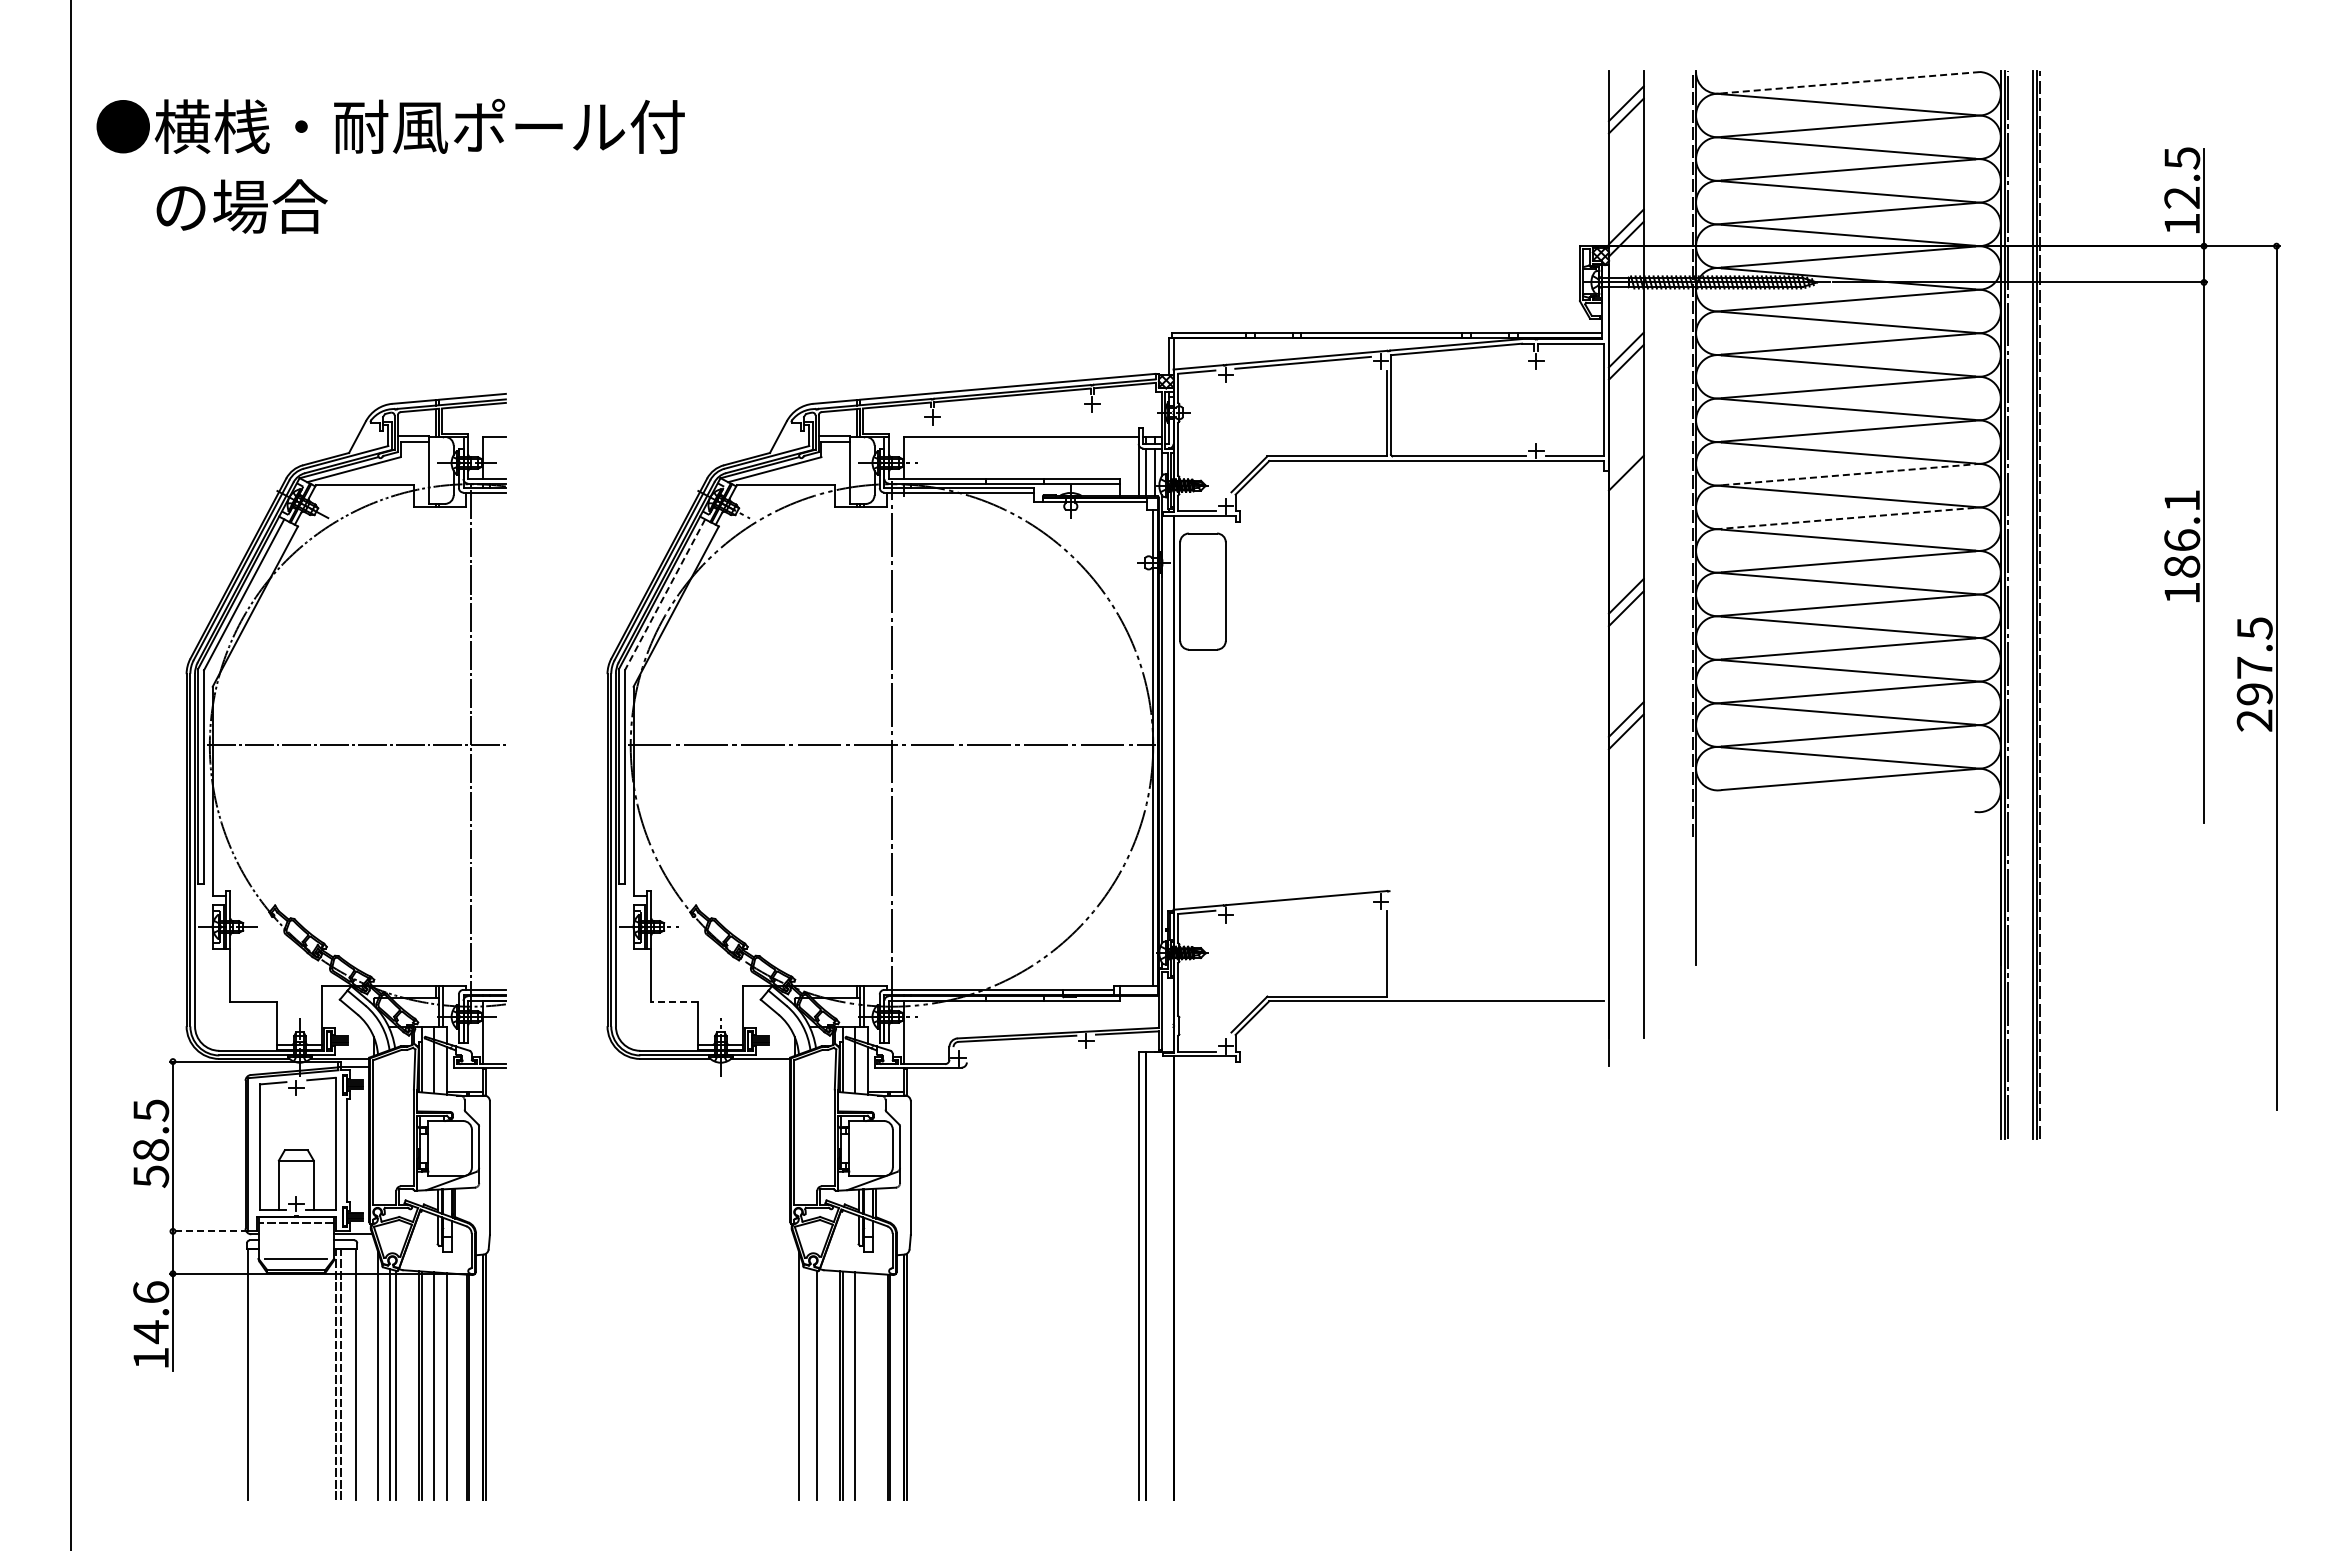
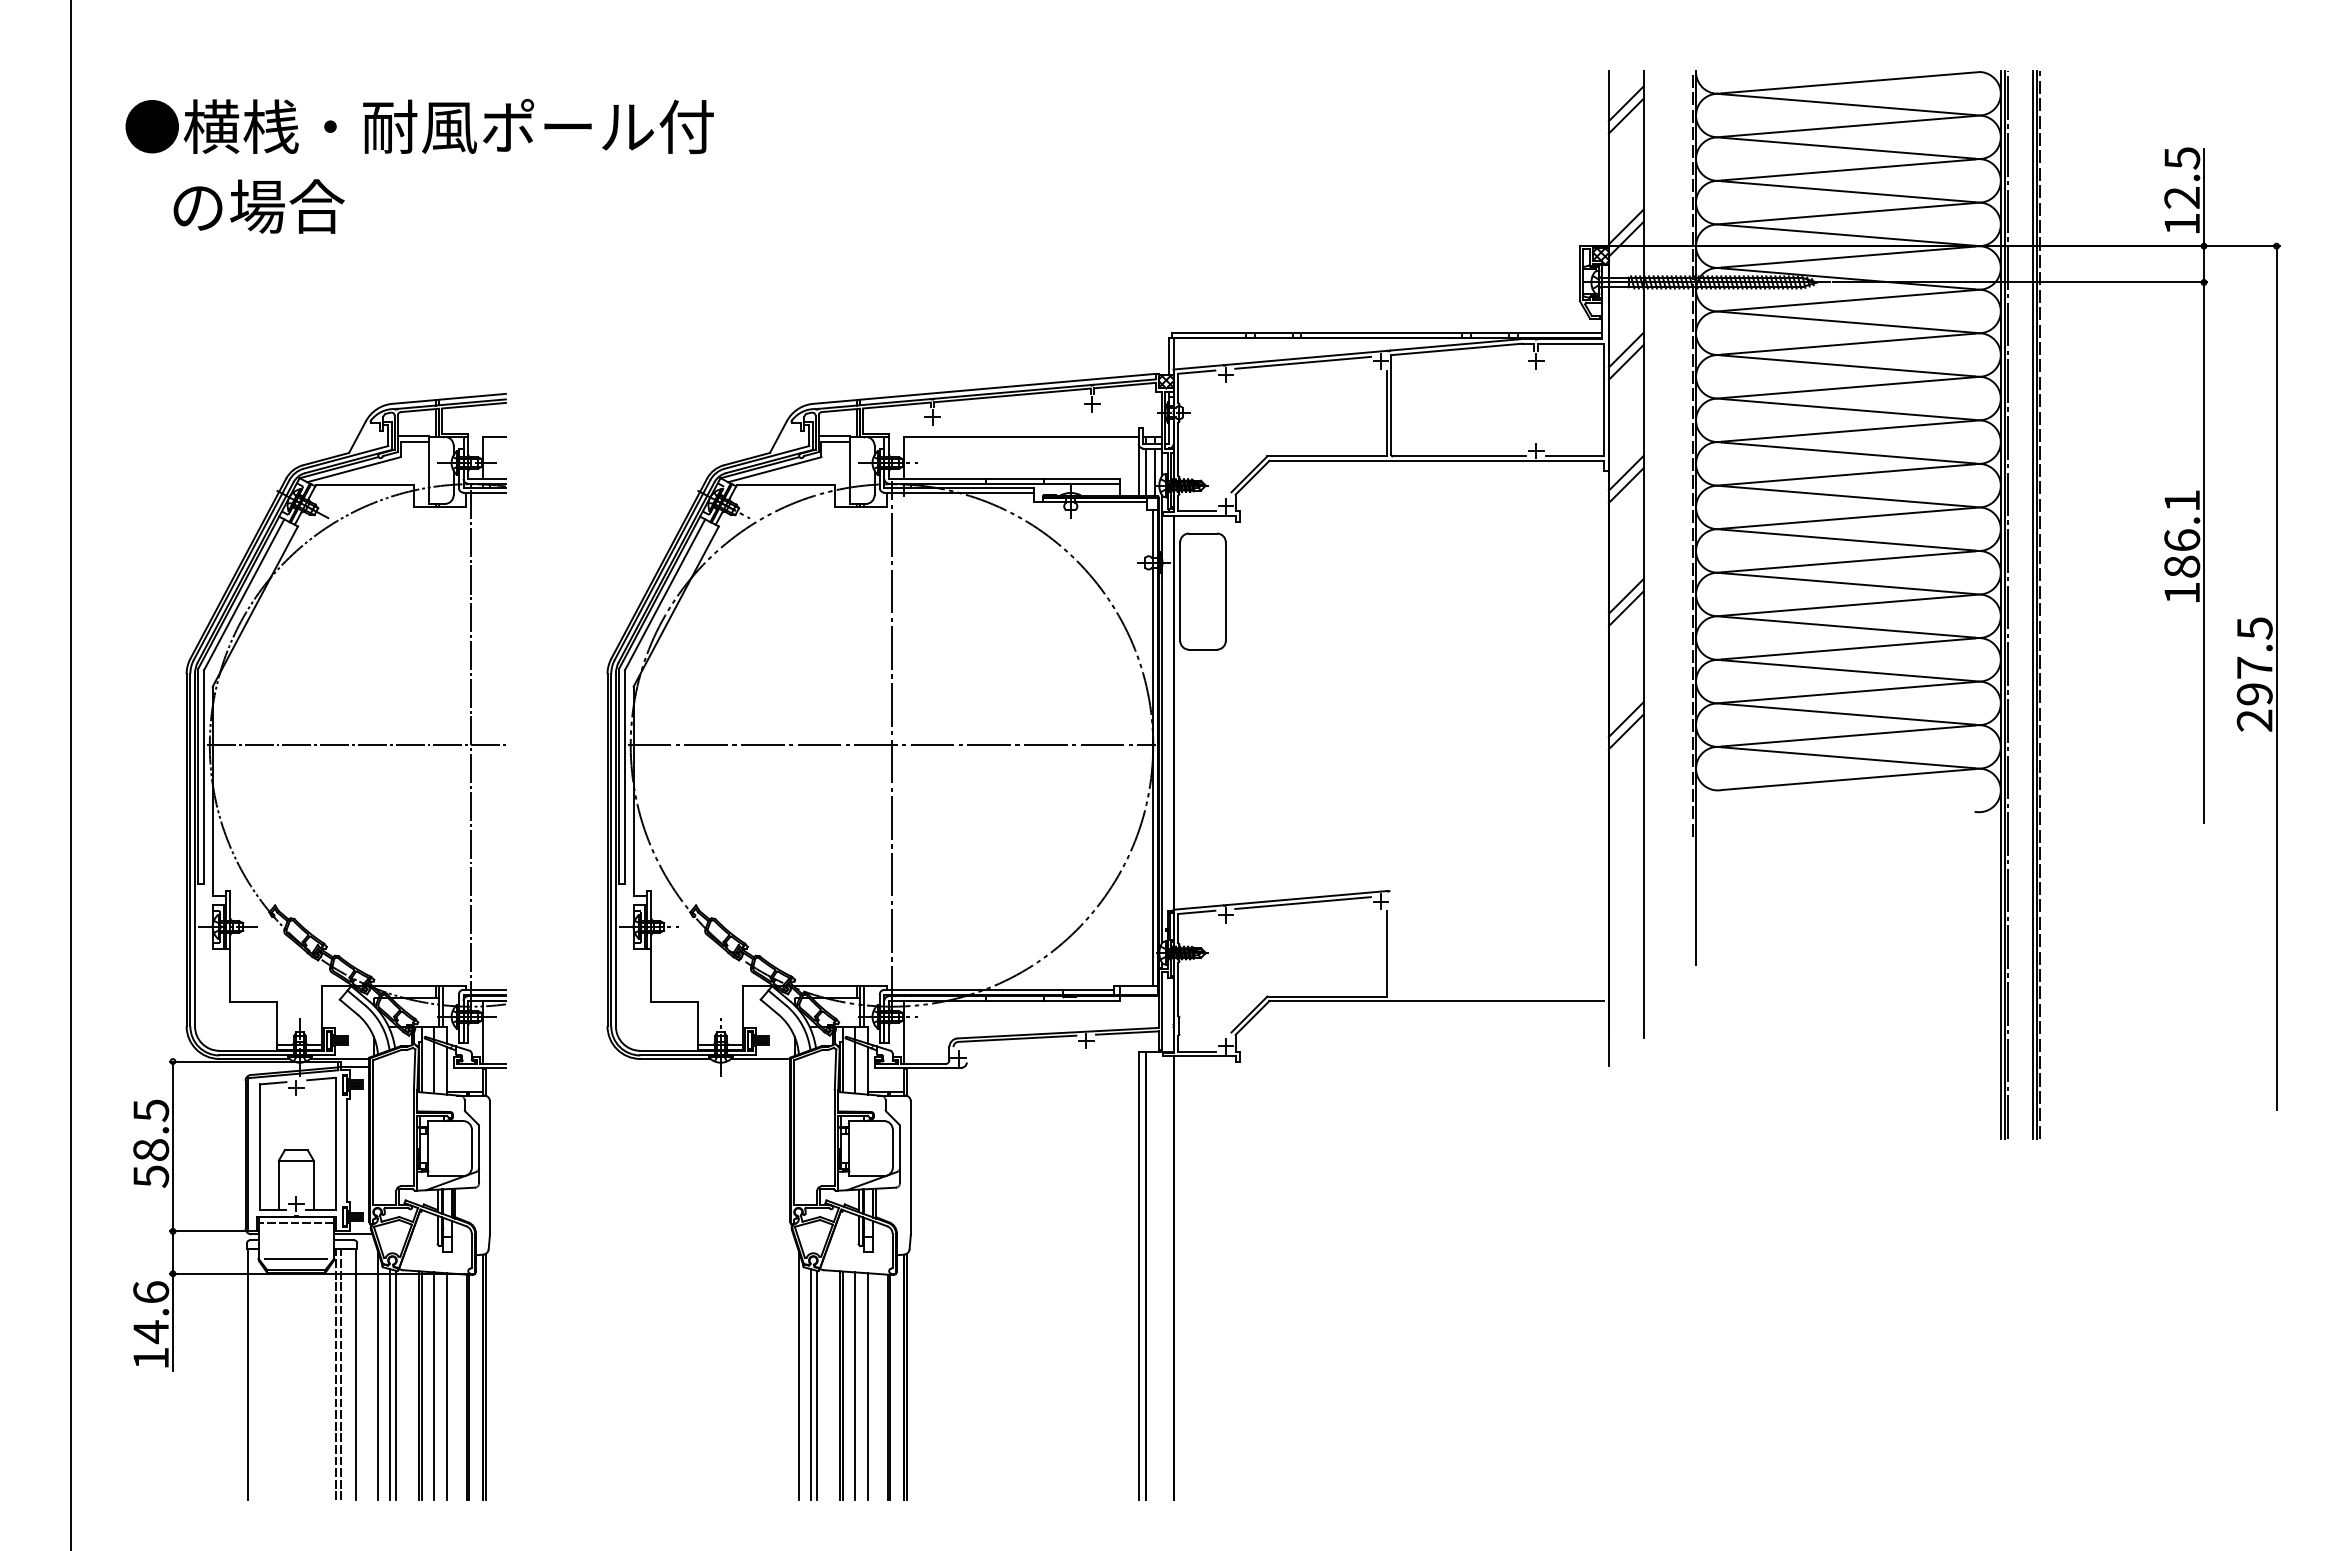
line: dashed -> solid (1850, 82)
text position: (390, 126) -> (419, 126) (419, 126)
text position: (241, 206) -> (258, 206) (258, 206)
line: dashed -> solid (1848, 474)
line: none -> present (1625, 485)
line: dashed -> solid (1848, 518)
line: dashed -> solid (665, 594)
line: none -> present (1302, 903)
line: dashed -> solid (674, 1002)
line: dashed -> solid (208, 1231)
line: none -> present (810, 1384)
line: none -> present (867, 1386)
